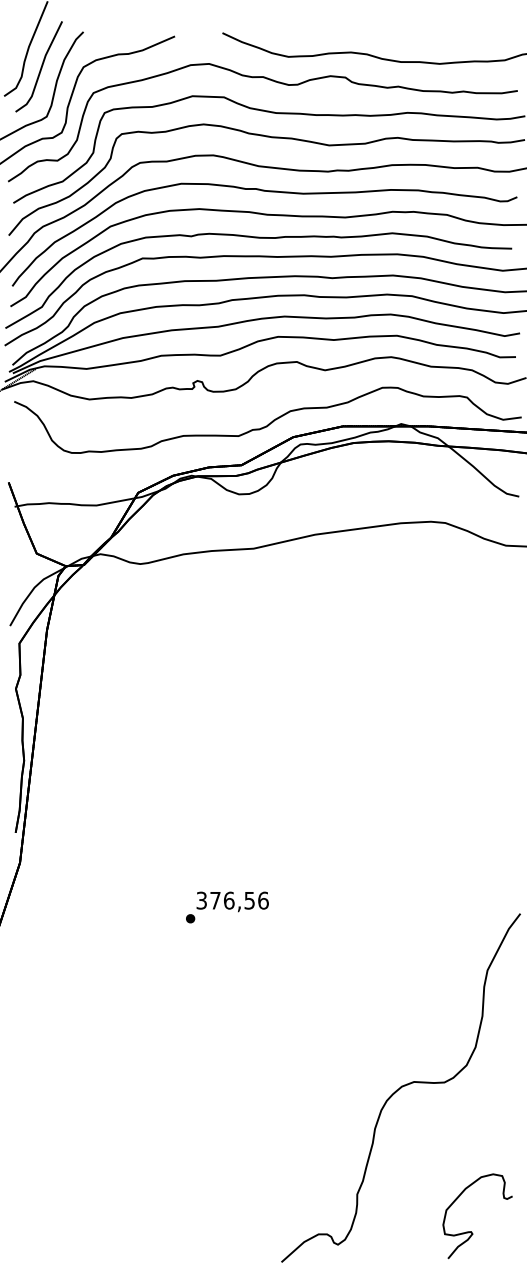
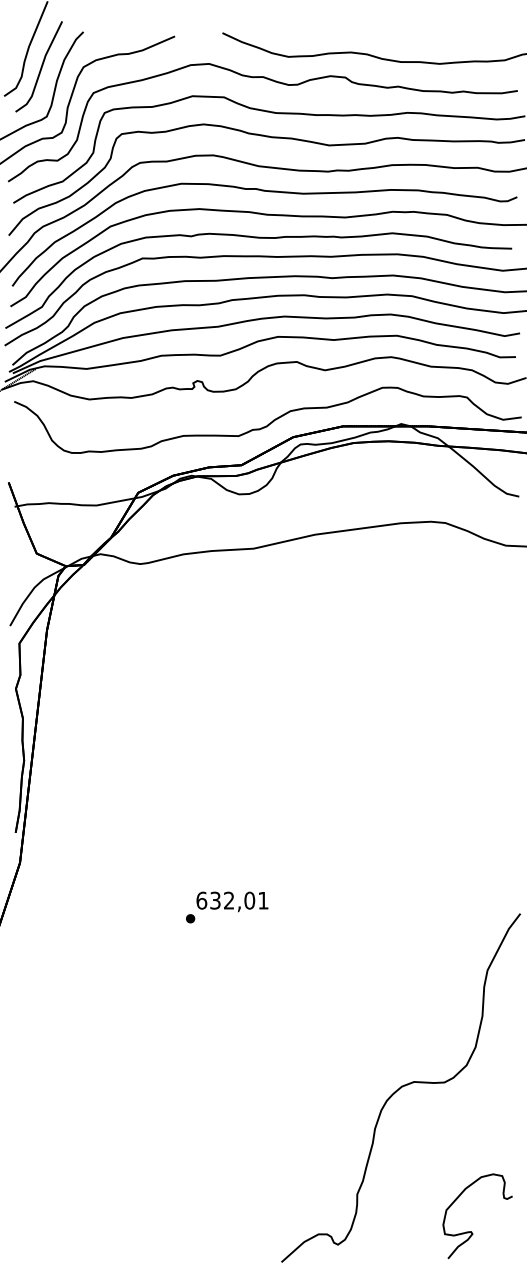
text: 376,56 -> 632,01 (232, 900)
